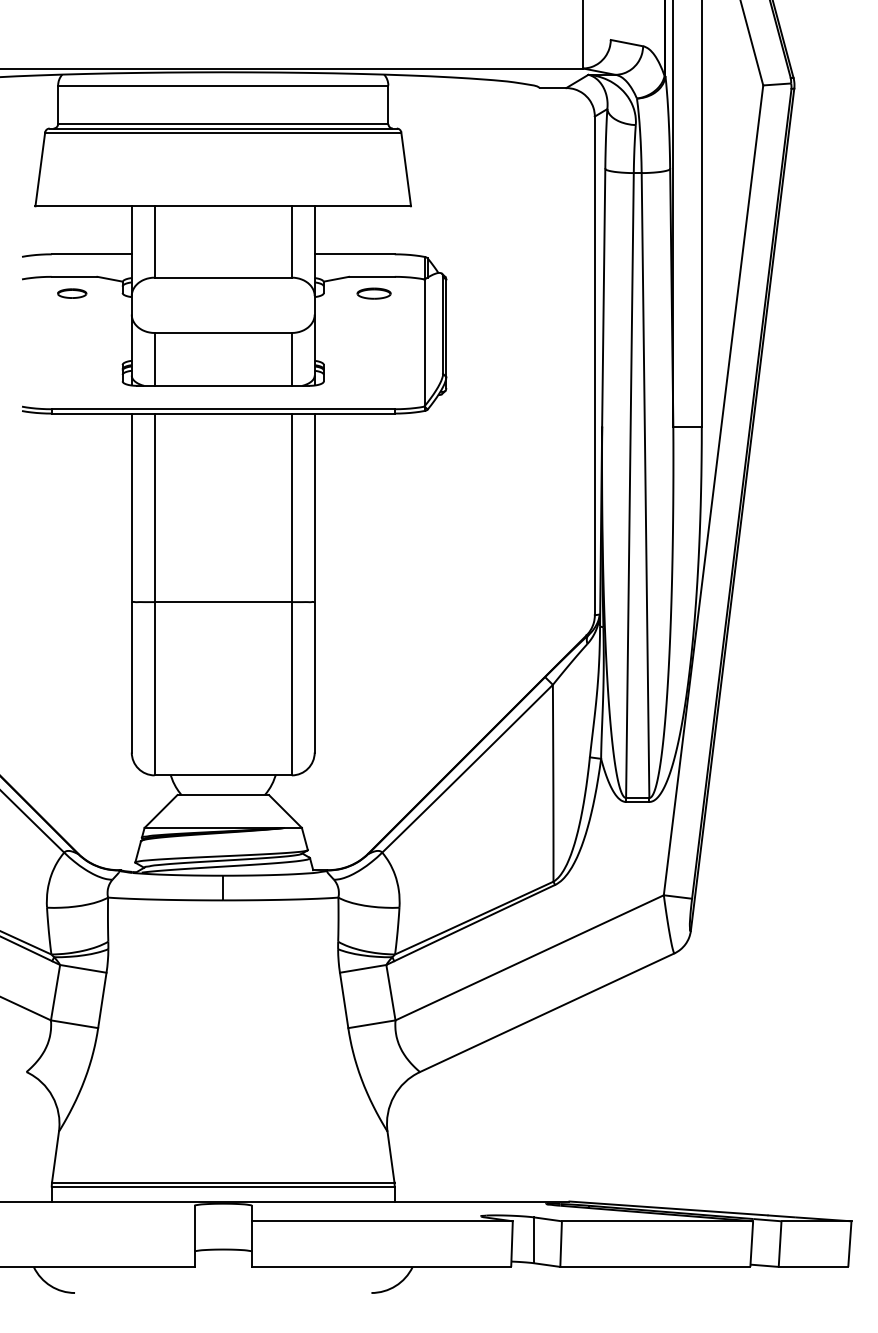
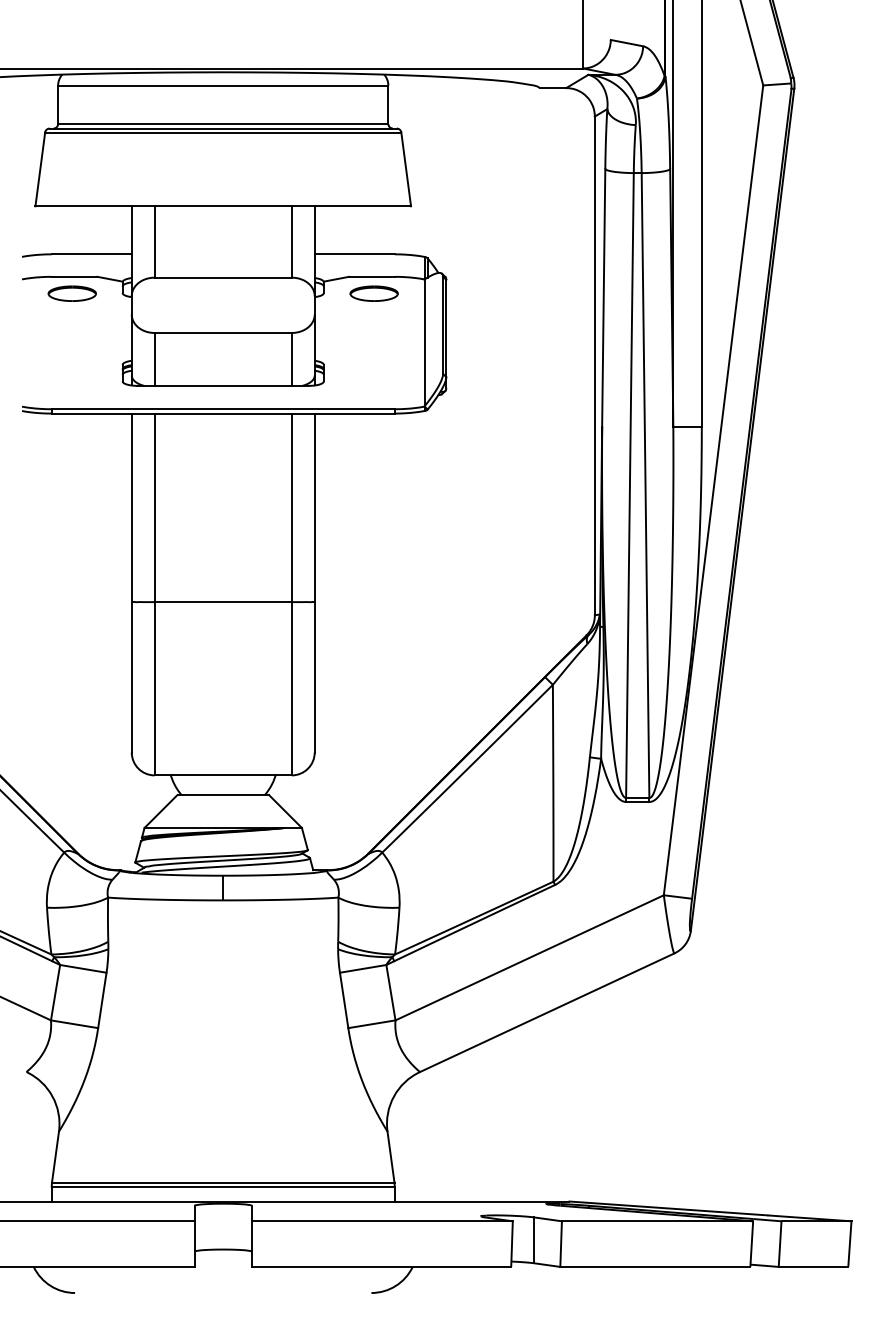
part size: 31x11 px -> 50x17 px (71, 293)
part size: 36x13 px -> 50x17 px (373, 293)
line: none -> present (98, 1221)
